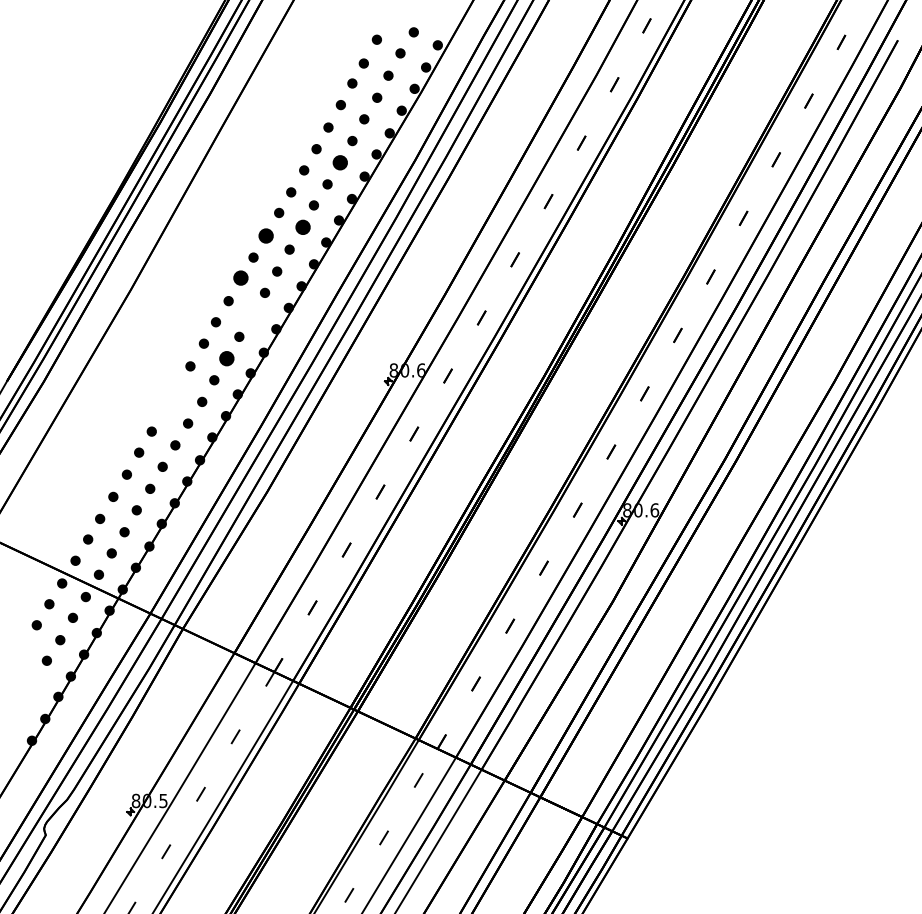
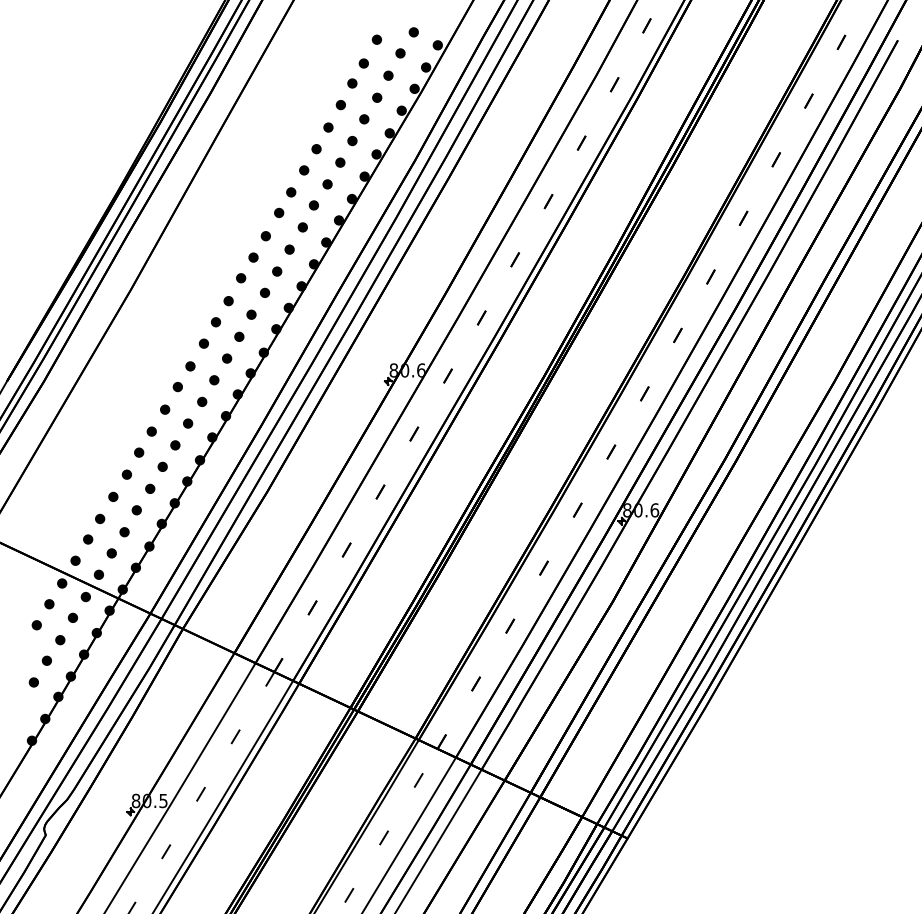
part size: 16x16 px -> 11x11 px (340, 162)
part size: 16x16 px -> 11x11 px (302, 227)
part size: 16x16 px -> 11x11 px (265, 236)
part size: 16x16 px -> 11x11 px (241, 278)
part: none -> present (251, 314)
part size: 16x16 px -> 11x11 px (227, 358)
part: none -> present (177, 387)
part: none -> present (165, 409)
part: none -> present (33, 682)
